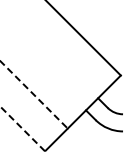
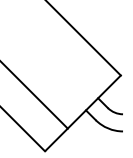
line: dashed -> solid (33, 94)
line: dashed -> solid (22, 128)
